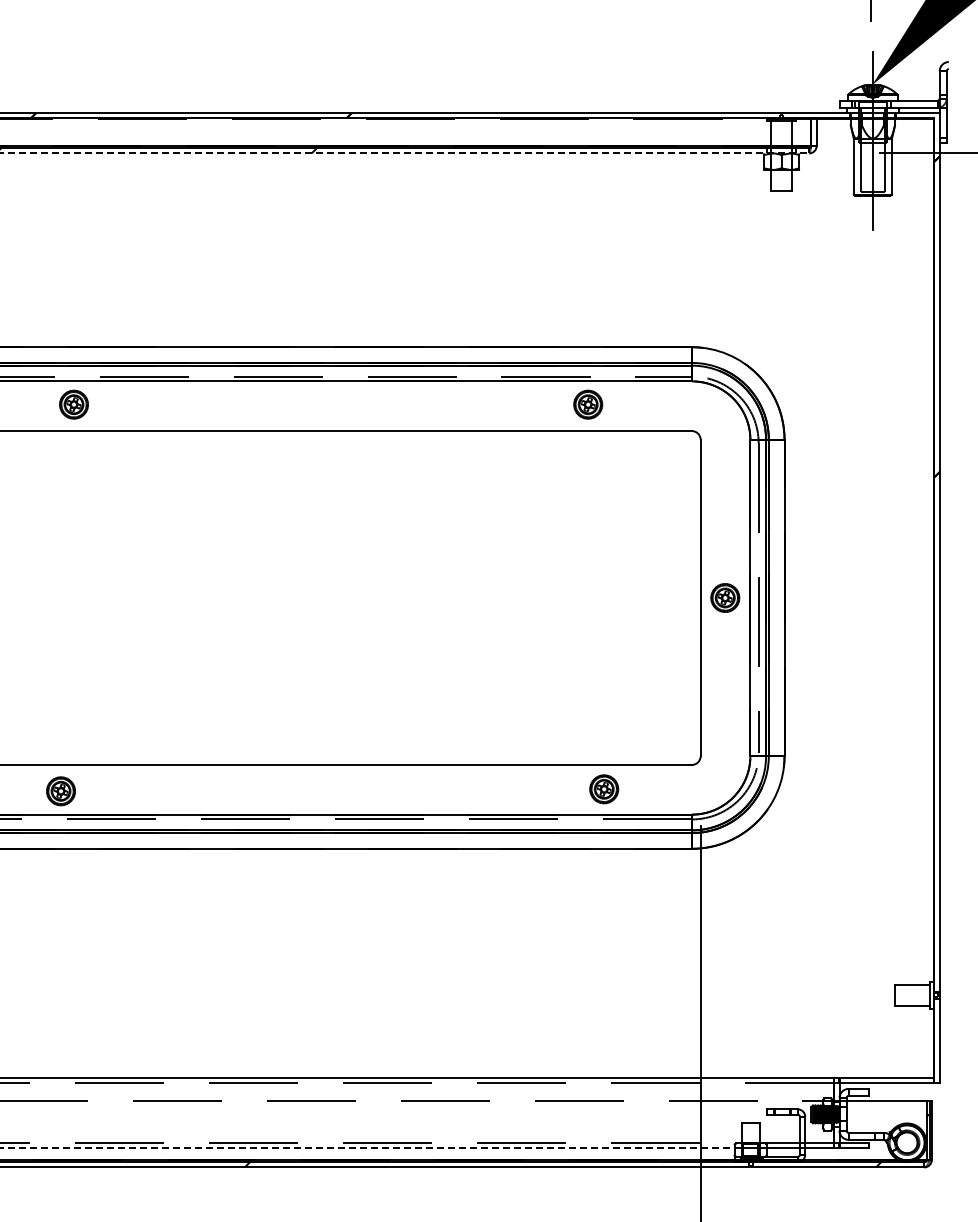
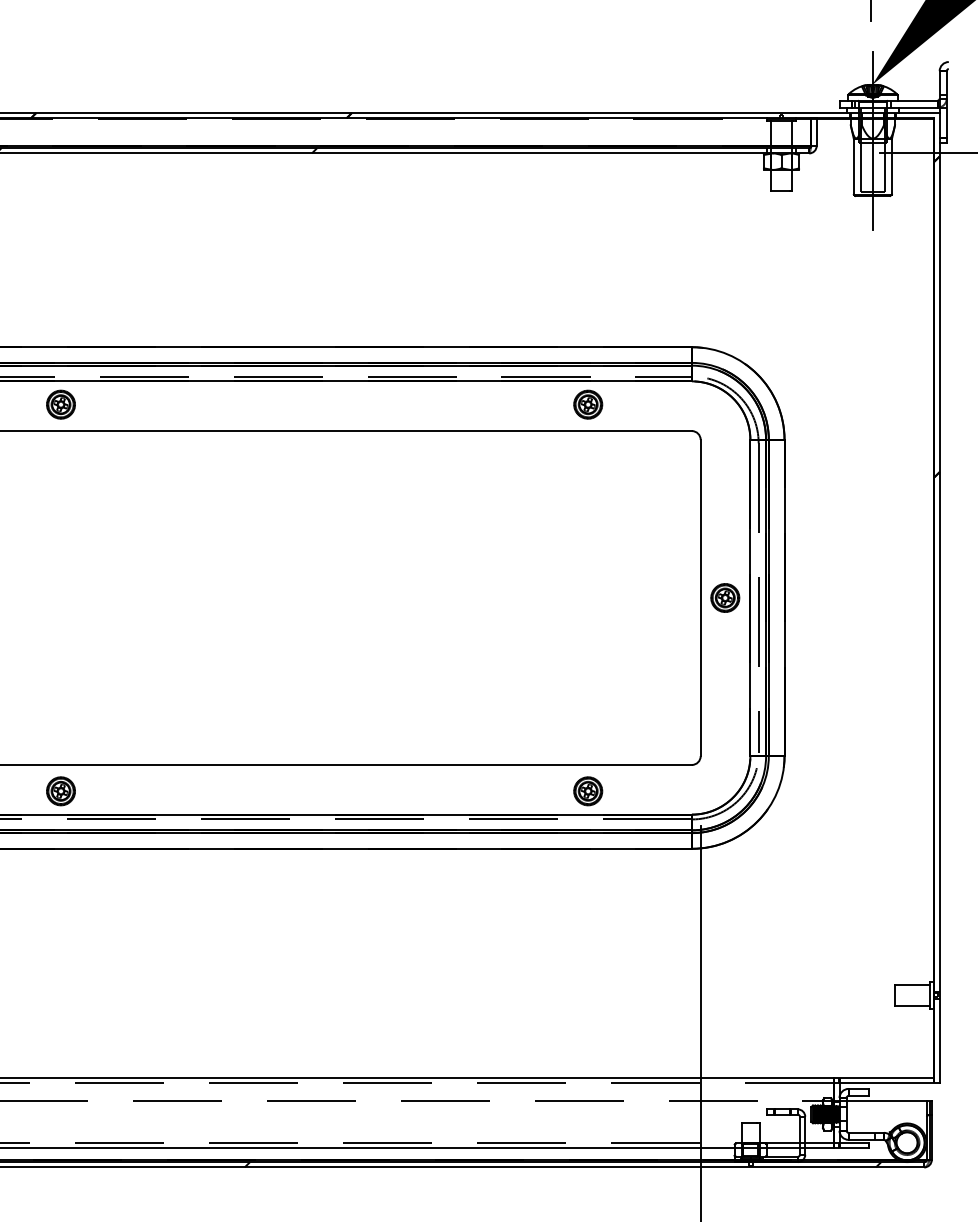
line: dashed -> solid (405, 153)
part position: (73, 404) -> (60, 404) (60, 404)
part position: (604, 789) -> (588, 791) (588, 791)
line: dashed -> solid (367, 1148)
